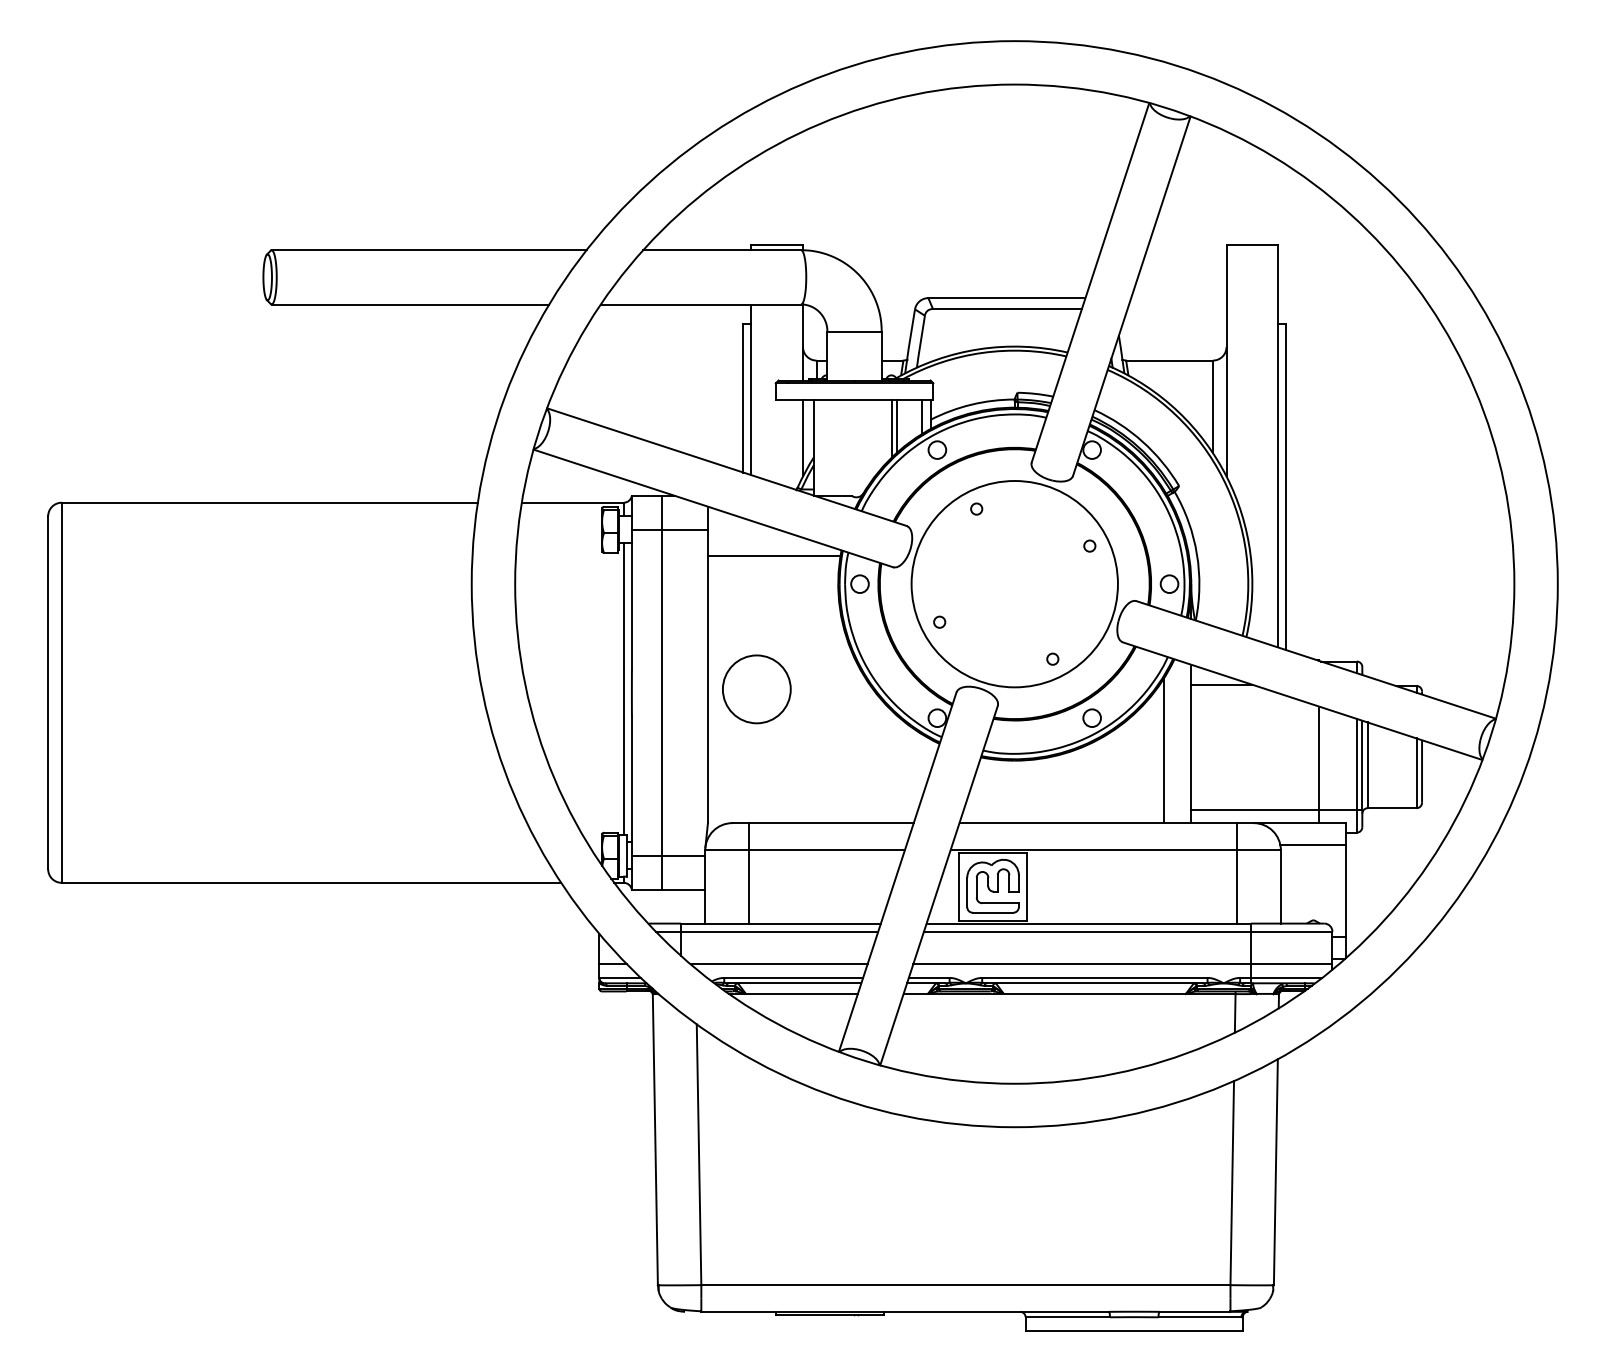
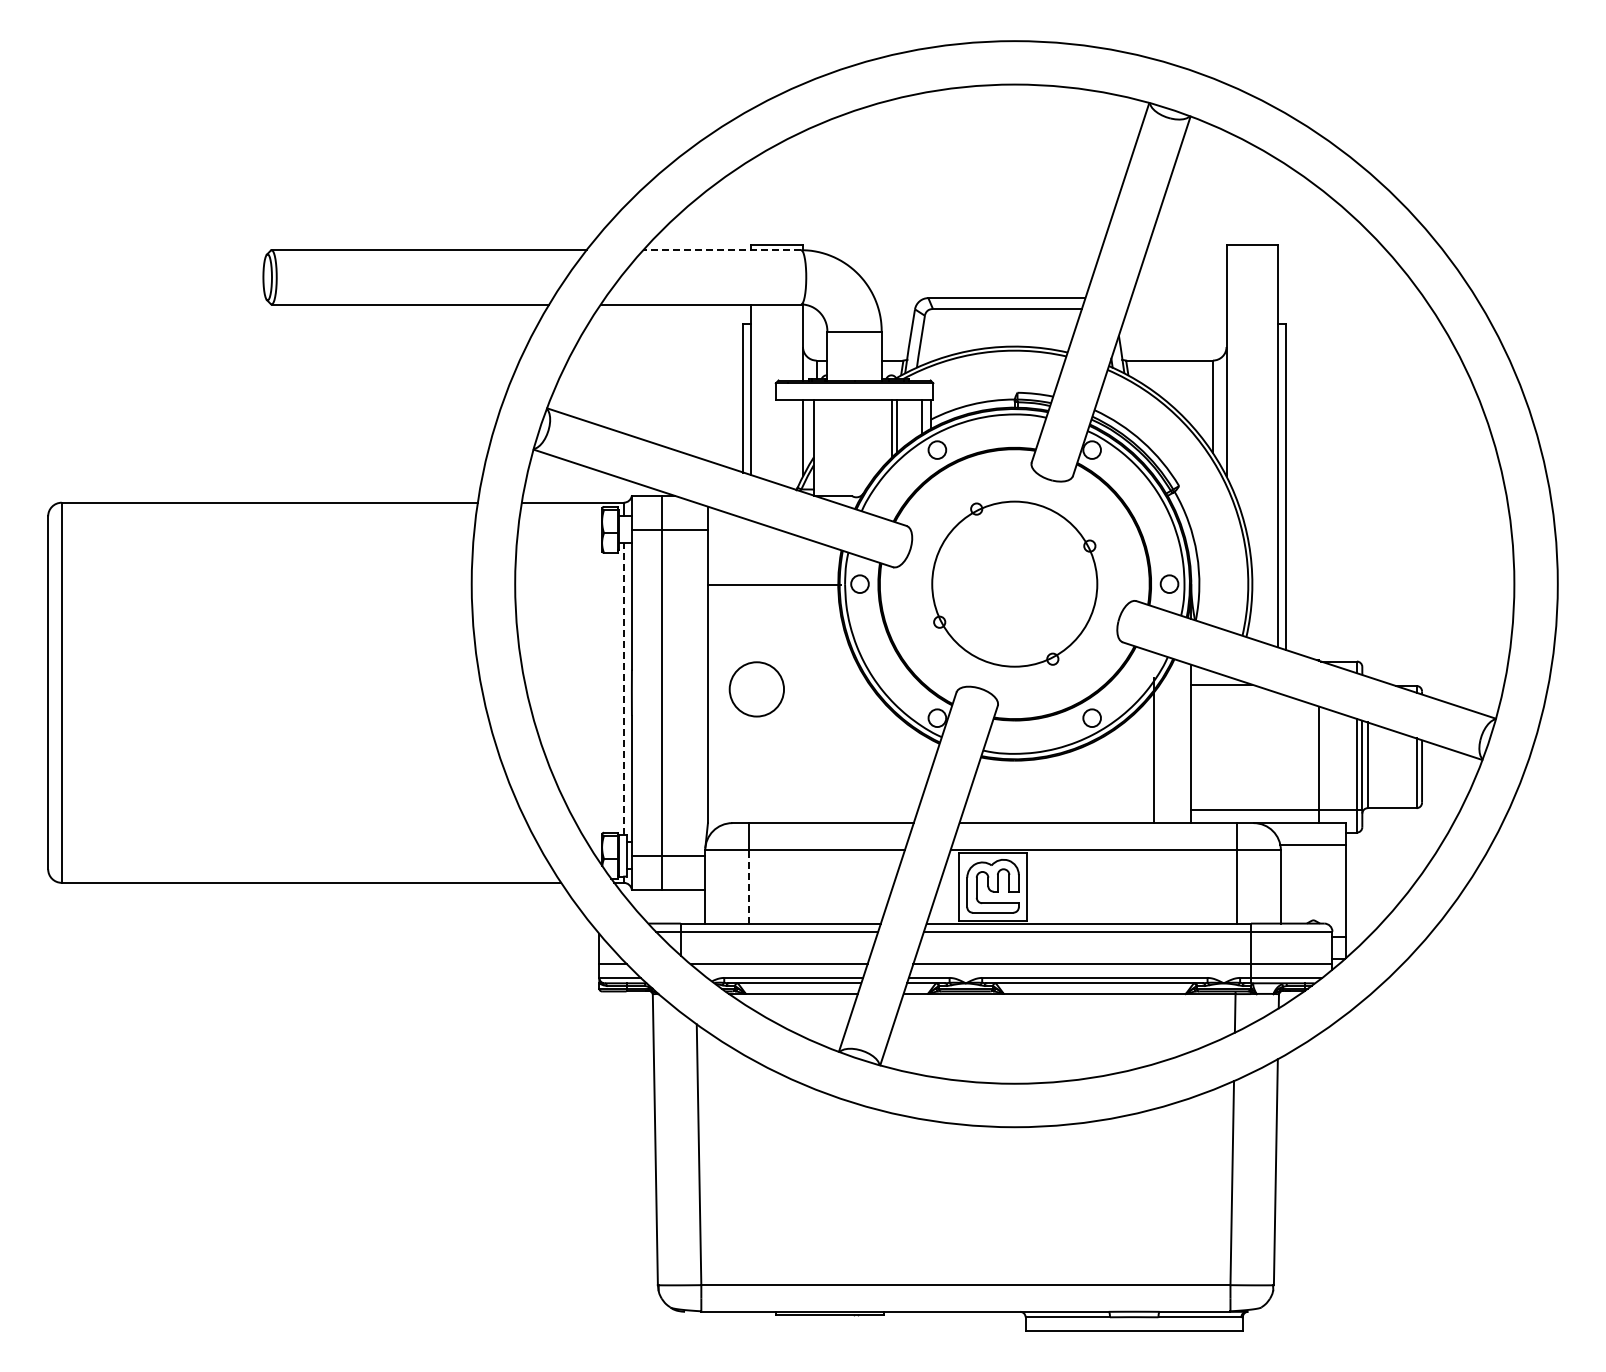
line: solid -> dashed (722, 250)
line position: (773, 555) -> (773, 584) (773, 584)
circle diameter: 206 px -> 165 px (1014, 583)
line: solid -> dashed (623, 689)
circle size: 70x71 px -> 57x57 px (756, 689)
line position: (1164, 750) -> (1154, 750) (1154, 750)
line: solid -> dashed (748, 886)
